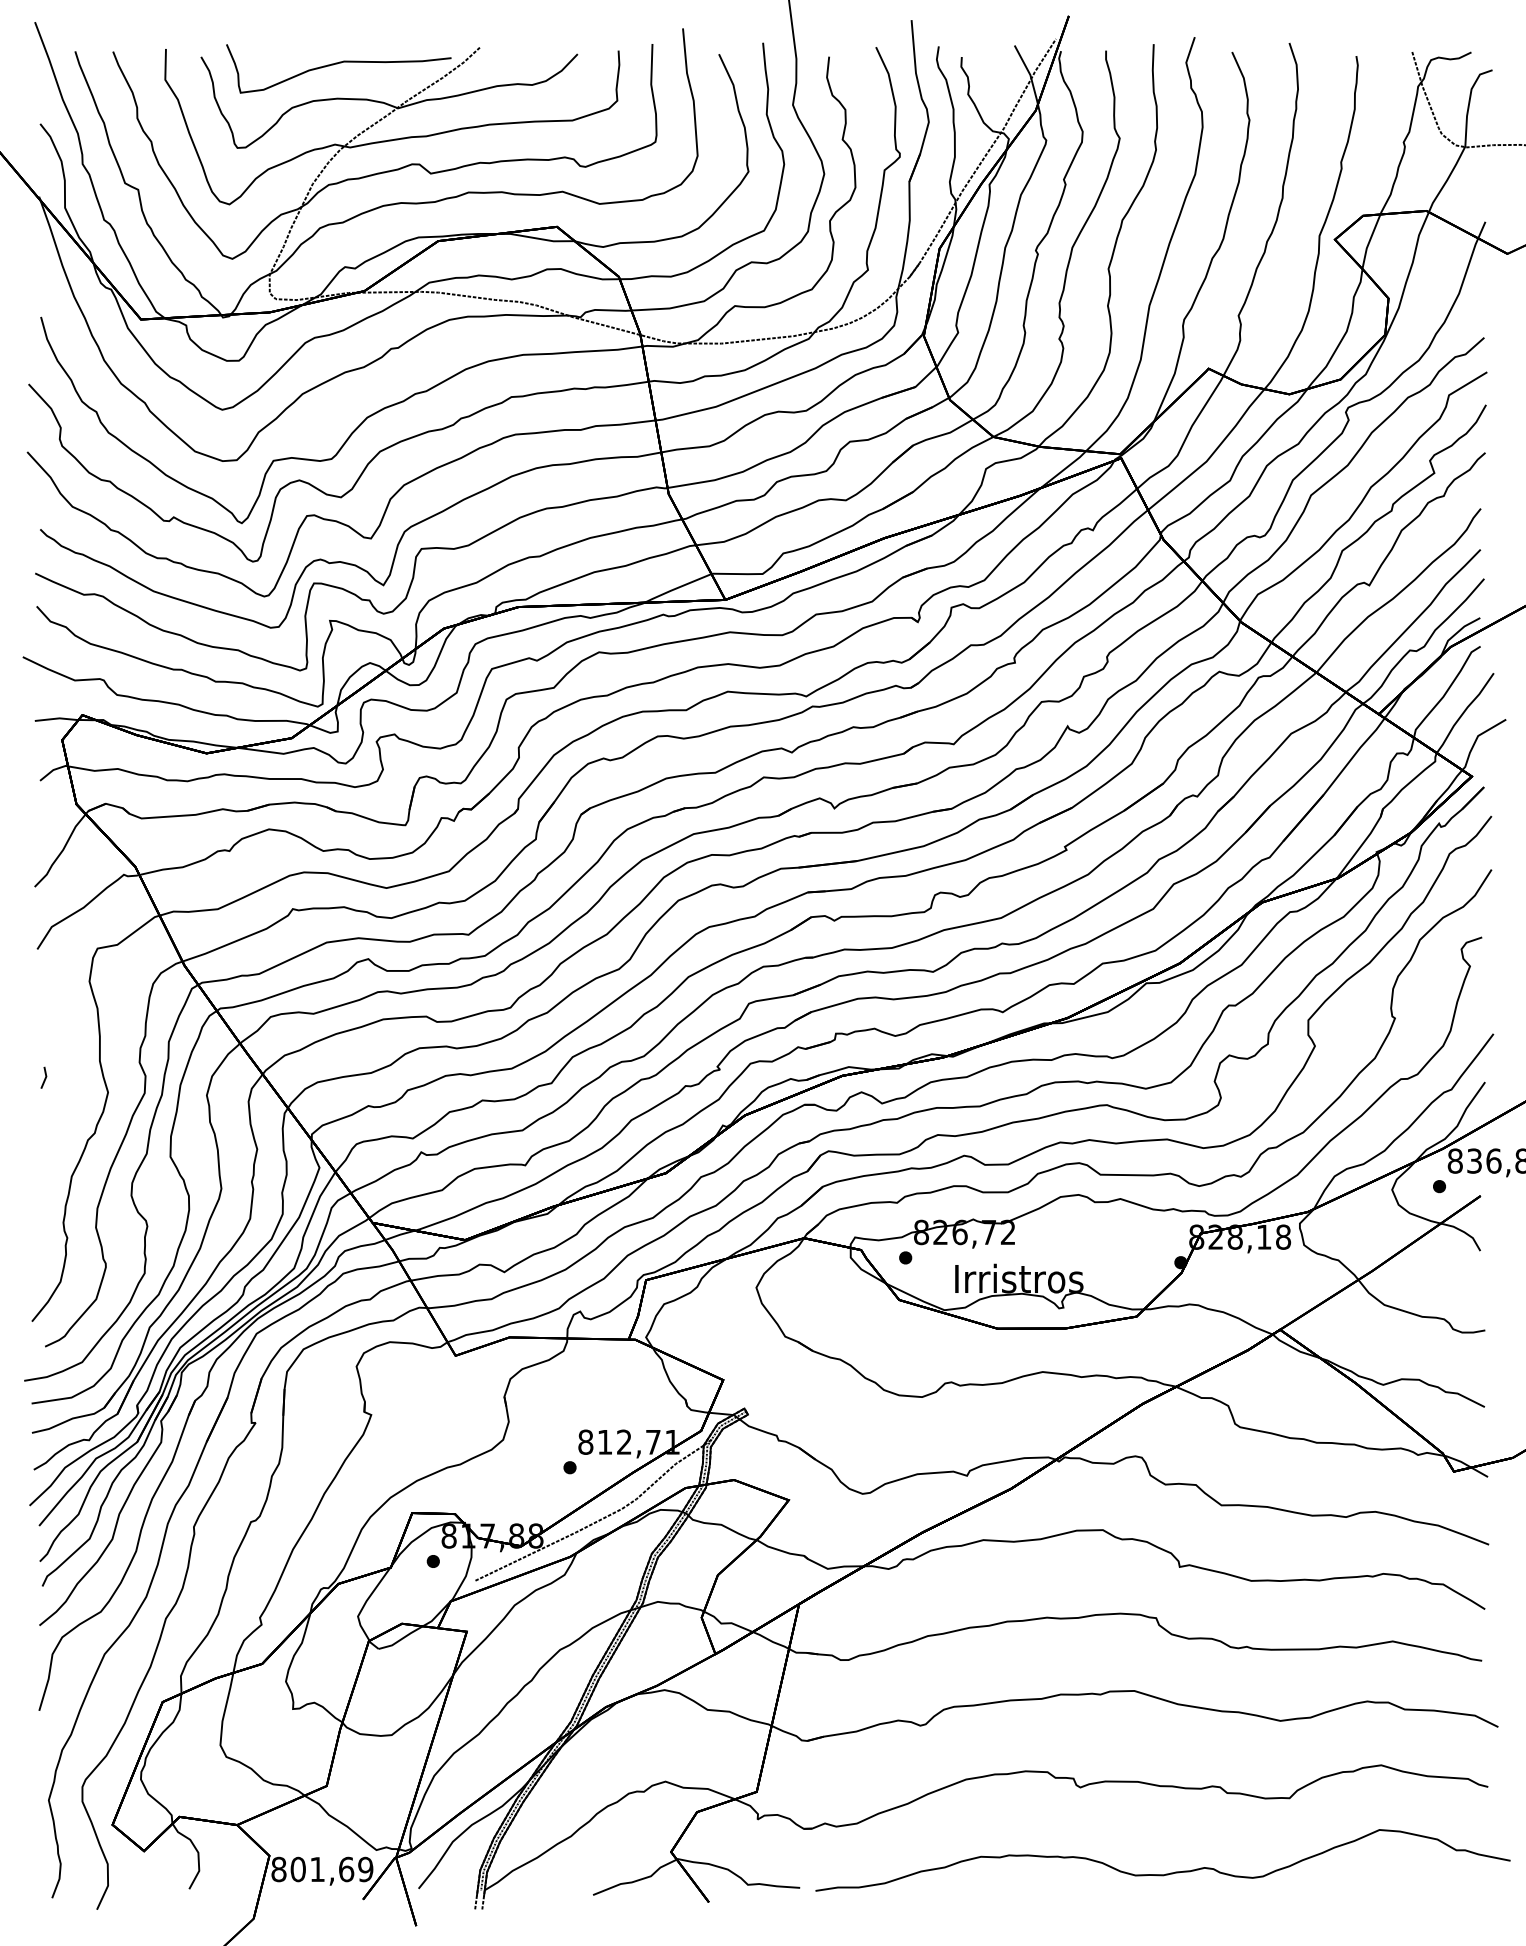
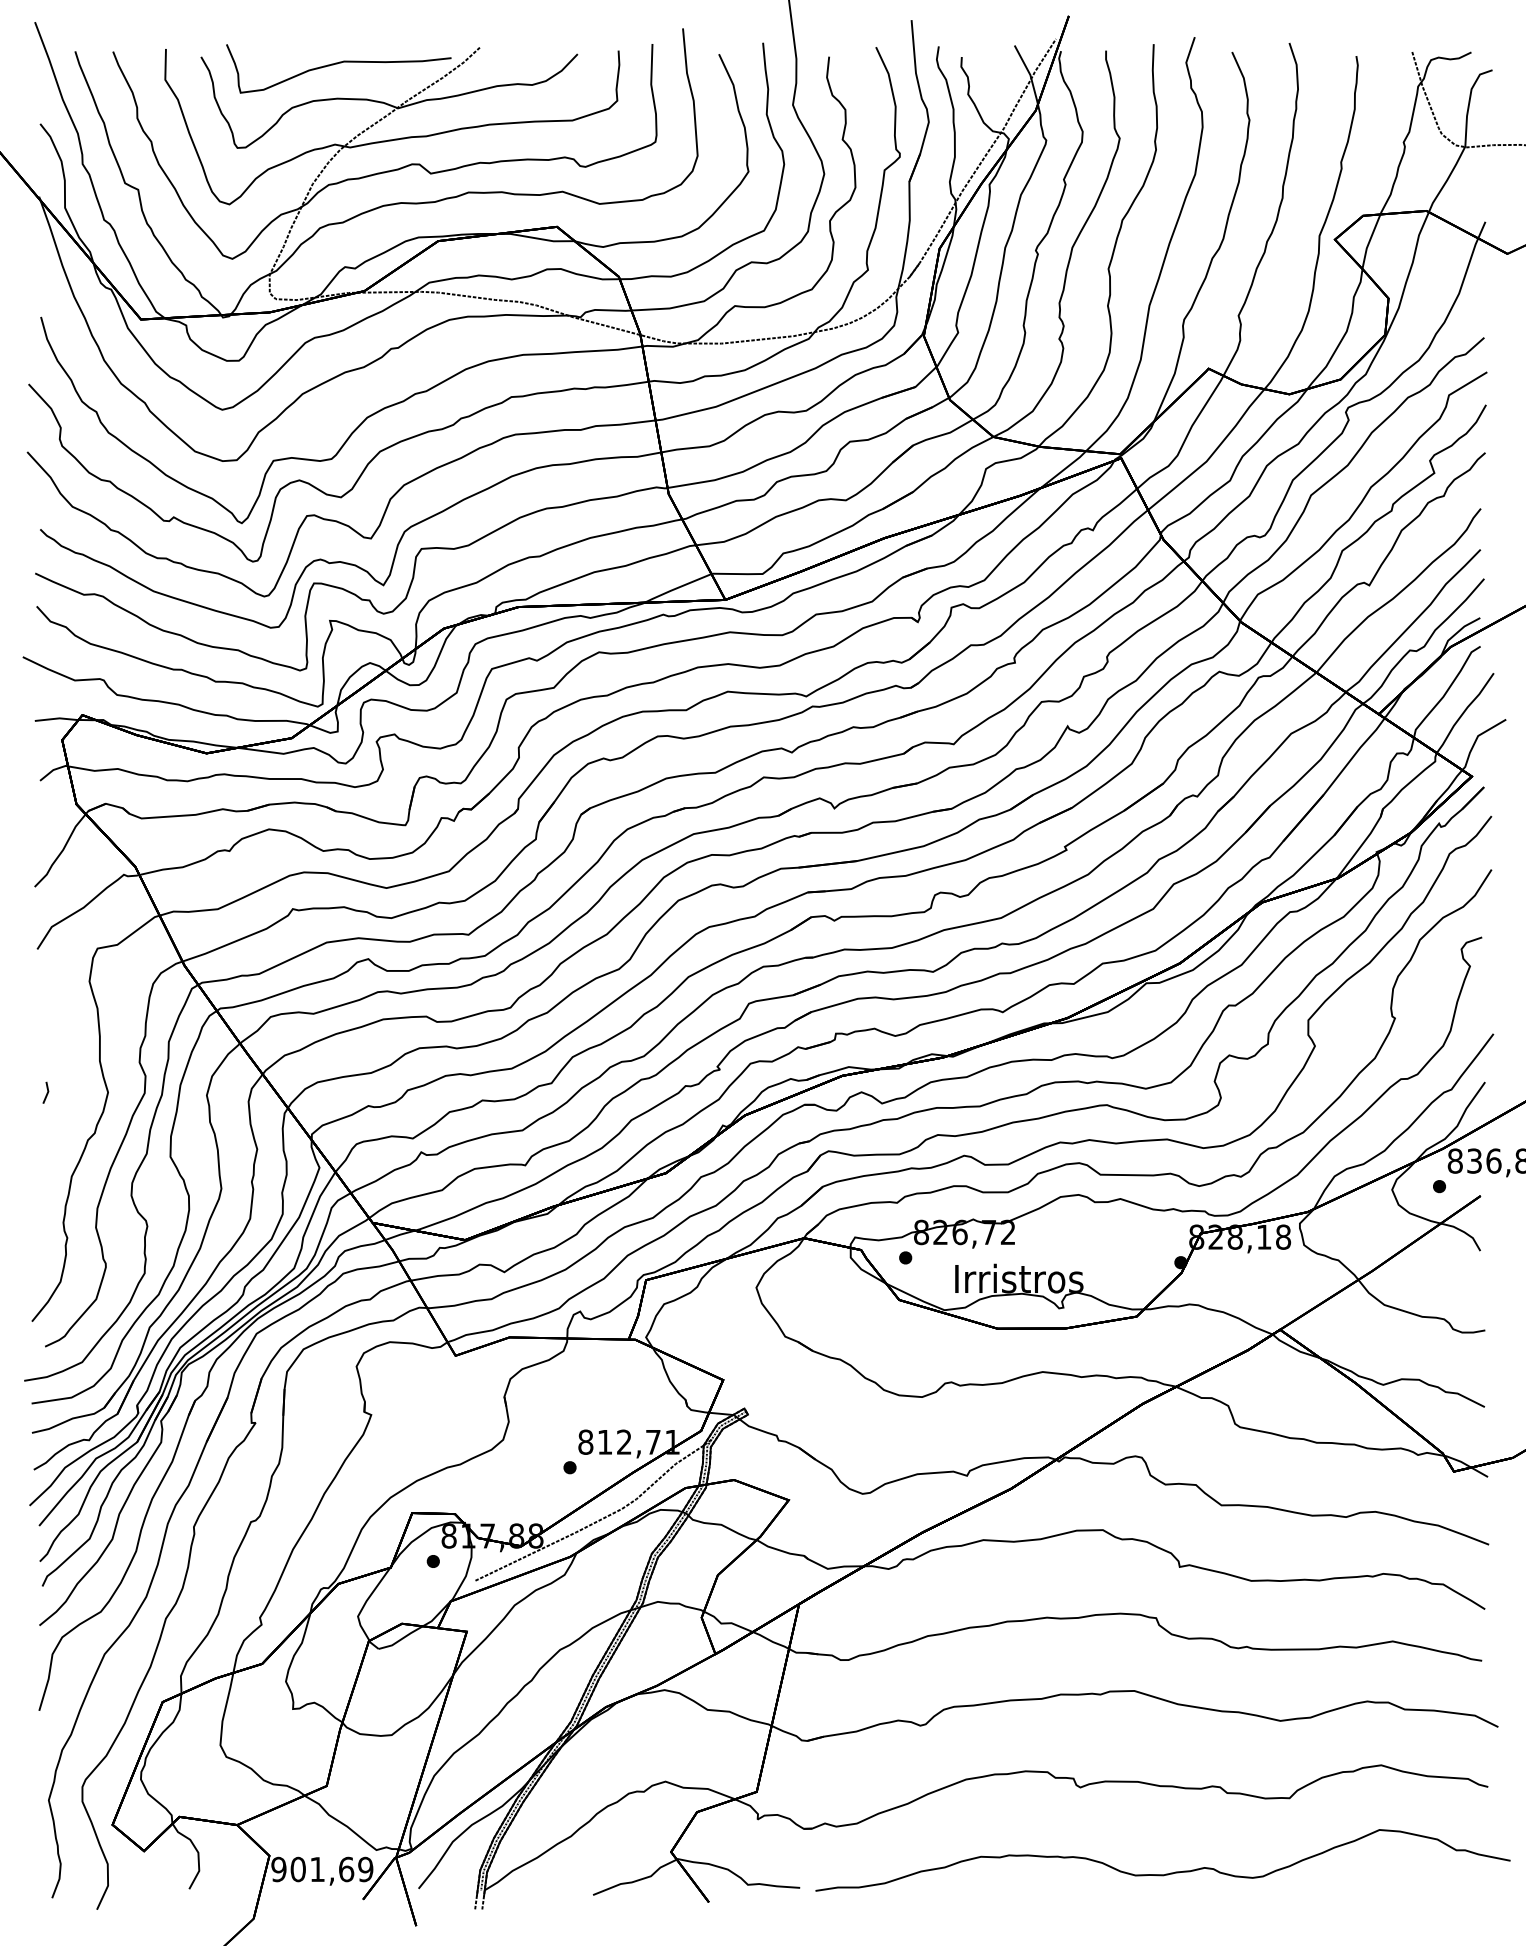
line position: (44, 1078) -> (46, 1093) (46, 1093)
text: 801,69 -> 901,69 (278, 1869)
